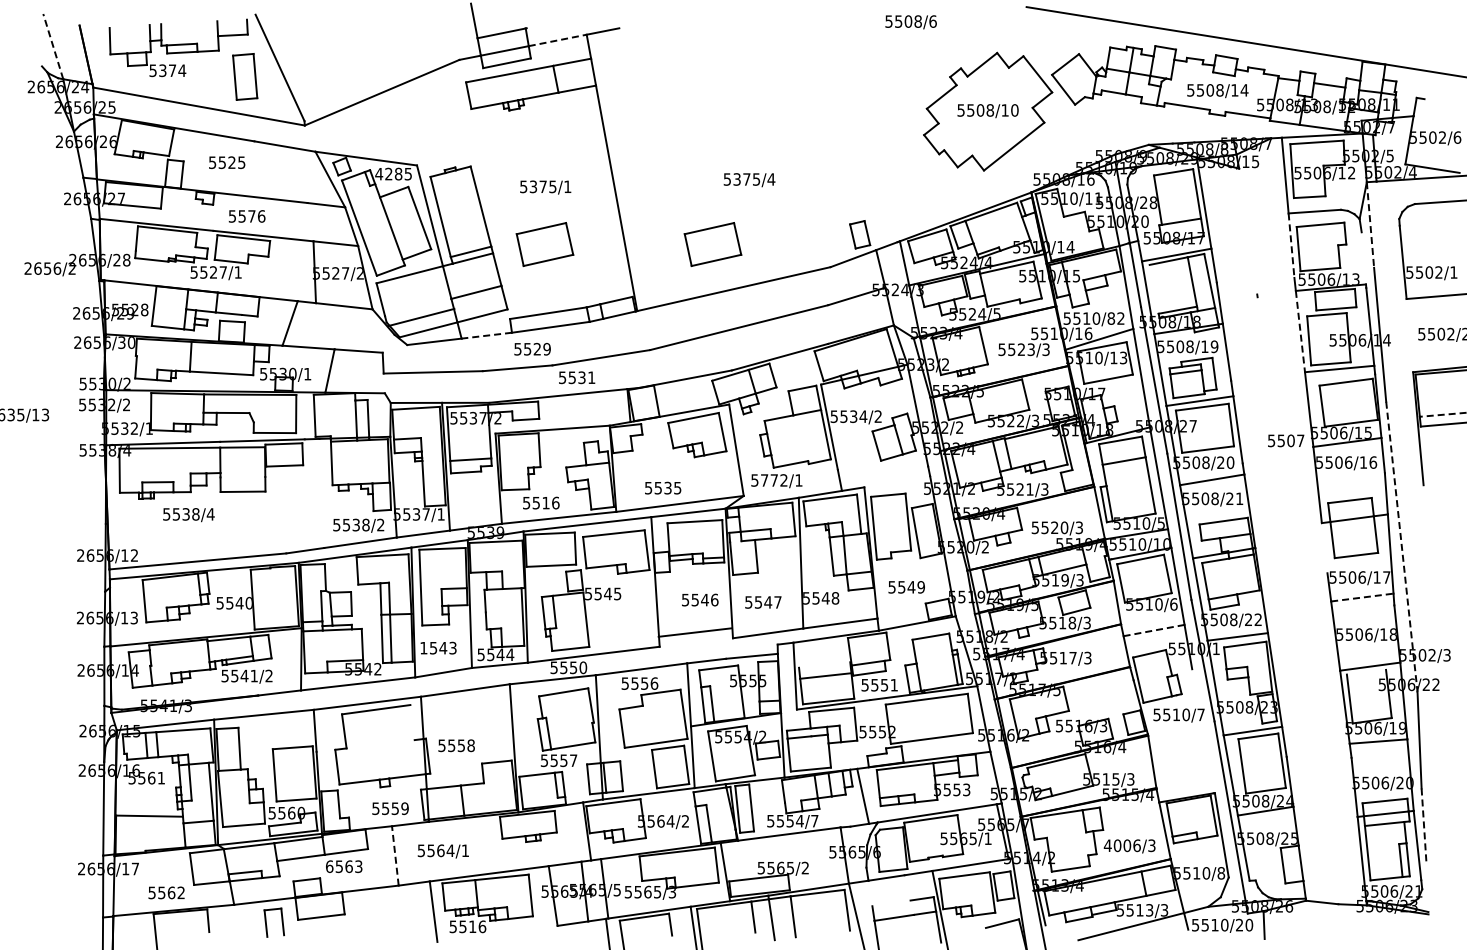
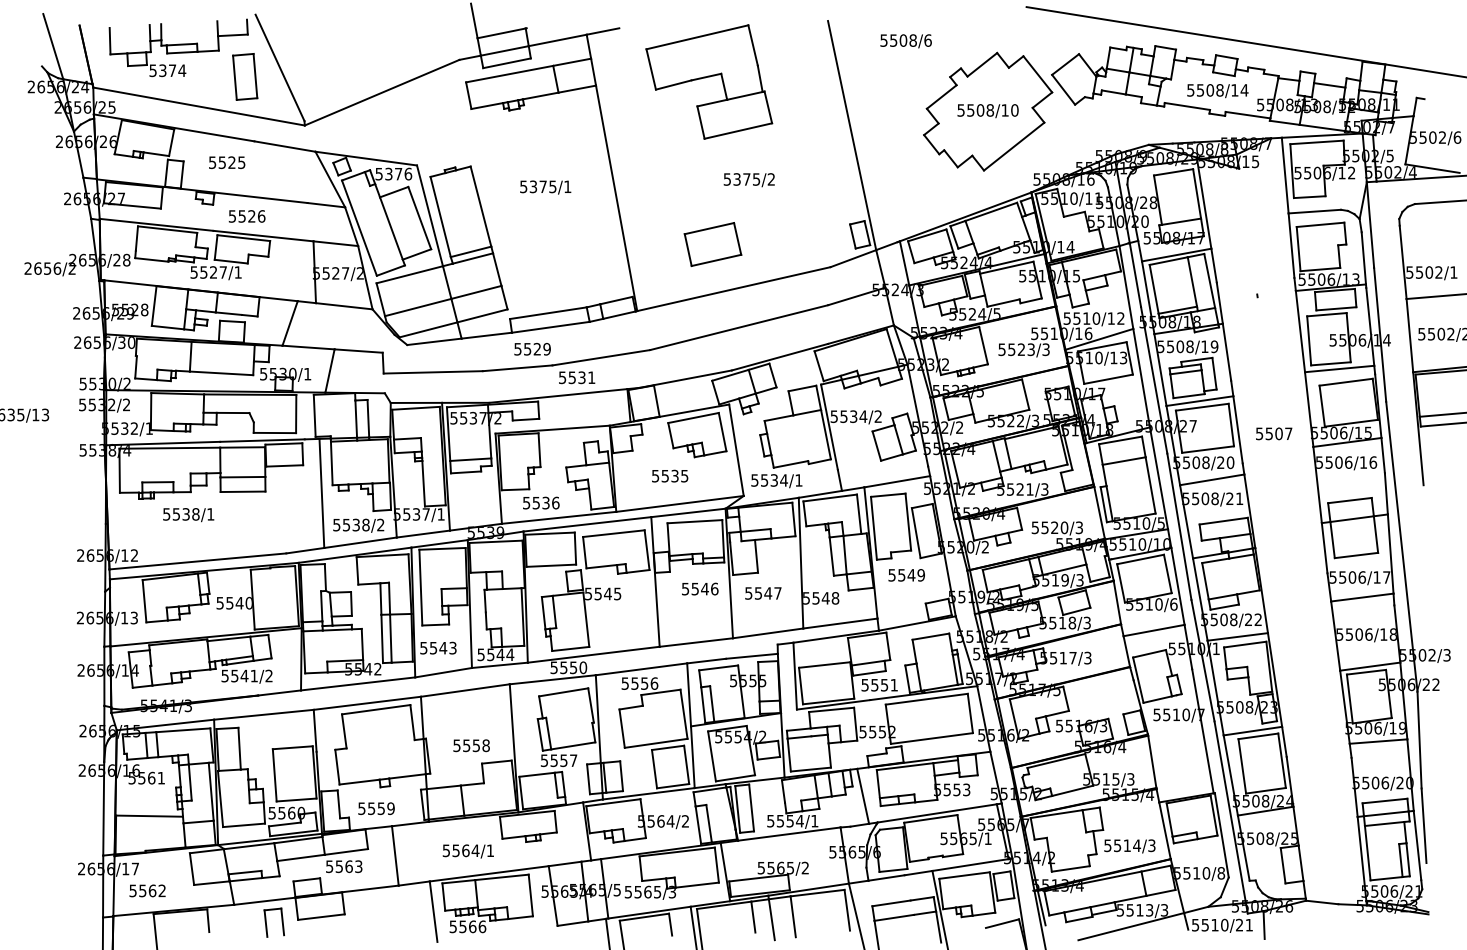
text position: (910, 22) -> (905, 41) (905, 41)
line: dashed -> solid (557, 40)
line: dashed -> solid (53, 46)
part: none -> present (709, 81)
line: none -> present (852, 135)
text: 4285 -> 5376 (393, 173)
text: 5375/4 -> 5375/2 (771, 179)
text: 5576 -> 5526 (251, 216)
line: dashed -> solid (1370, 225)
part: present -> none (544, 244)
line: dashed -> solid (1291, 246)
line: none -> present (1363, 258)
line: none -> present (1153, 288)
line position: (421, 317) -> (418, 307) (418, 307)
text: 5510/82 -> 5510/12 (1111, 318)
line: dashed -> solid (1300, 331)
line: dashed -> solid (486, 335)
line: none -> present (1409, 335)
line: dashed -> solid (1442, 414)
text position: (1286, 440) -> (1274, 433) (1274, 433)
line: none -> present (242, 476)
text: 5772/1 -> 5534/1 (774, 480)
line: none -> present (897, 481)
text position: (663, 487) -> (670, 475) (670, 475)
line: none -> present (321, 492)
text: 5516 -> 5536 (545, 502)
text: 5538/4 -> 5538/1 (210, 514)
line: dashed -> solid (1401, 546)
line: none -> present (1324, 548)
text position: (906, 587) -> (906, 575) (906, 575)
line: dashed -> solid (1362, 597)
text position: (700, 599) -> (700, 588) (700, 588)
text position: (763, 602) -> (763, 593) (763, 593)
line: dashed -> solid (1154, 630)
line position: (694, 632) -> (695, 642) (695, 642)
text: 1543 -> 5543 (423, 648)
line: none -> present (1366, 671)
line position: (825, 675) -> (824, 664) (824, 664)
line: none -> present (412, 722)
line: none -> present (1202, 731)
text position: (456, 745) -> (471, 745) (471, 745)
text position: (390, 808) -> (376, 808) (376, 808)
text: 5554/7 -> 5554/1 (814, 821)
line: dashed -> solid (1424, 826)
text: 4006/3 -> 5514/3 (1122, 845)
text position: (442, 851) -> (467, 851) (467, 851)
line: dashed -> solid (395, 855)
text: 6563 -> 5563 (329, 866)
text position: (166, 892) -> (147, 890) (147, 890)
line: none -> present (891, 903)
text: 5510/20 -> 5510/21 (1249, 924)
text: 5516 -> 5566 (472, 926)
